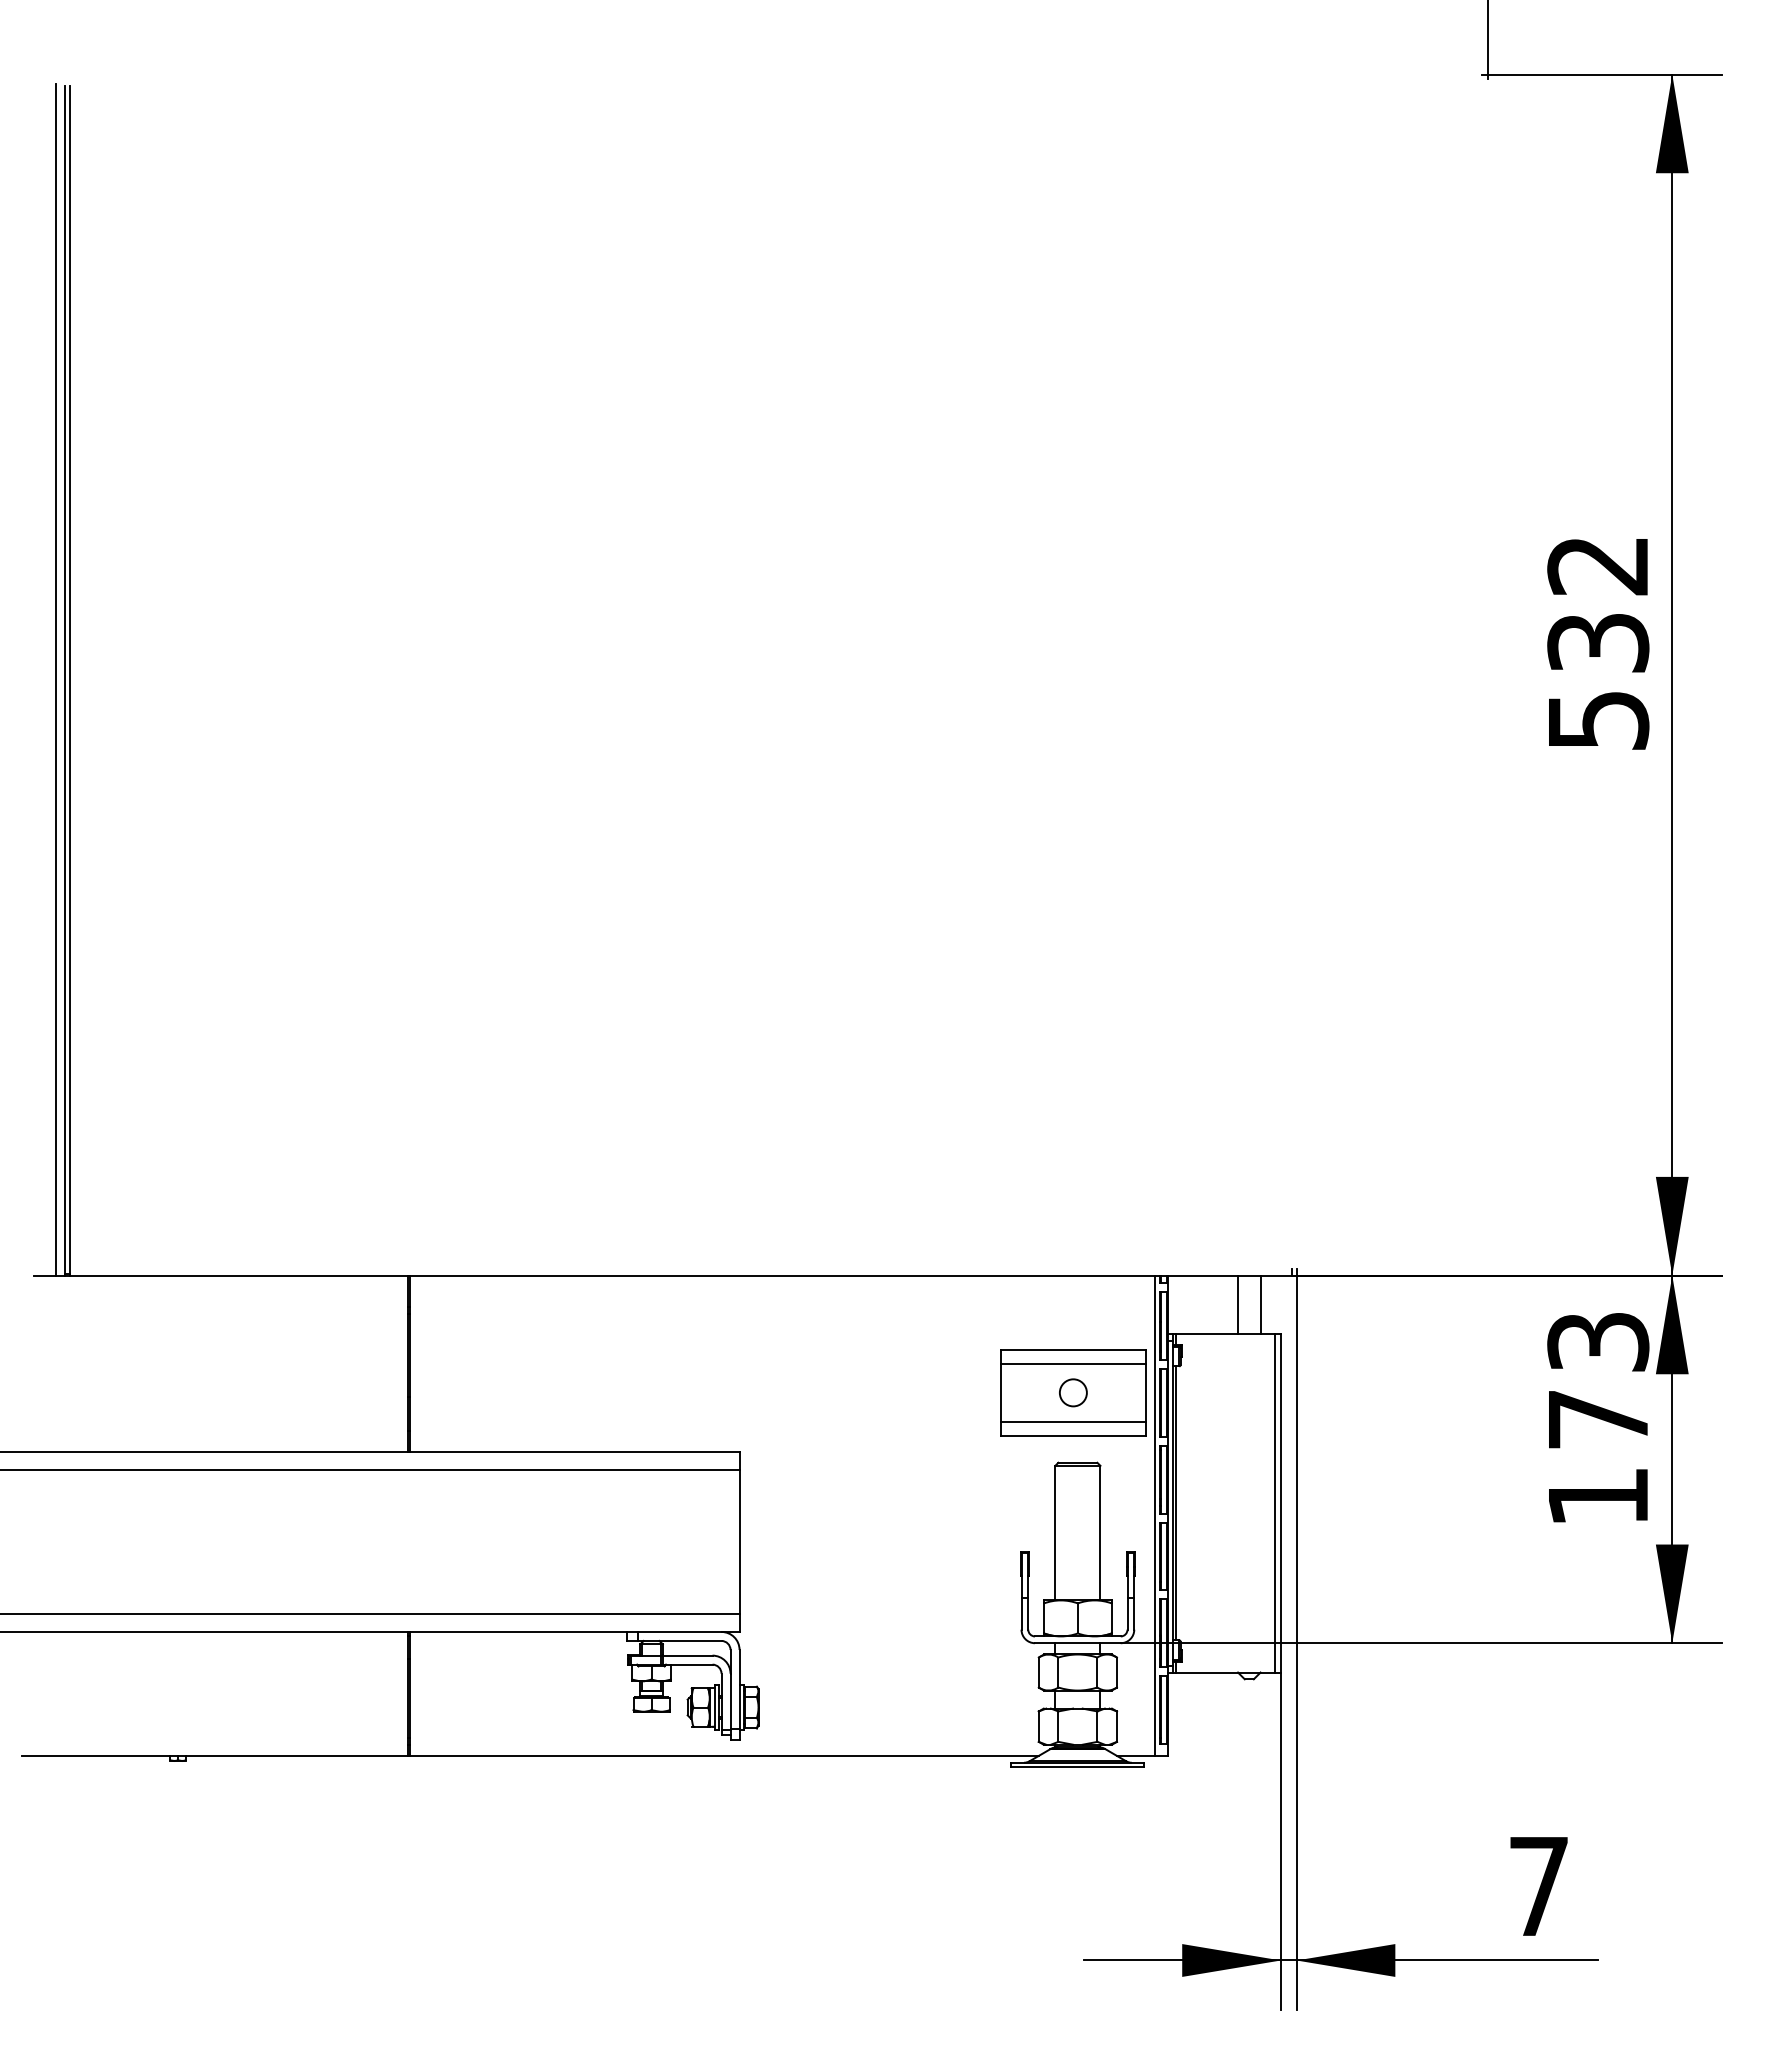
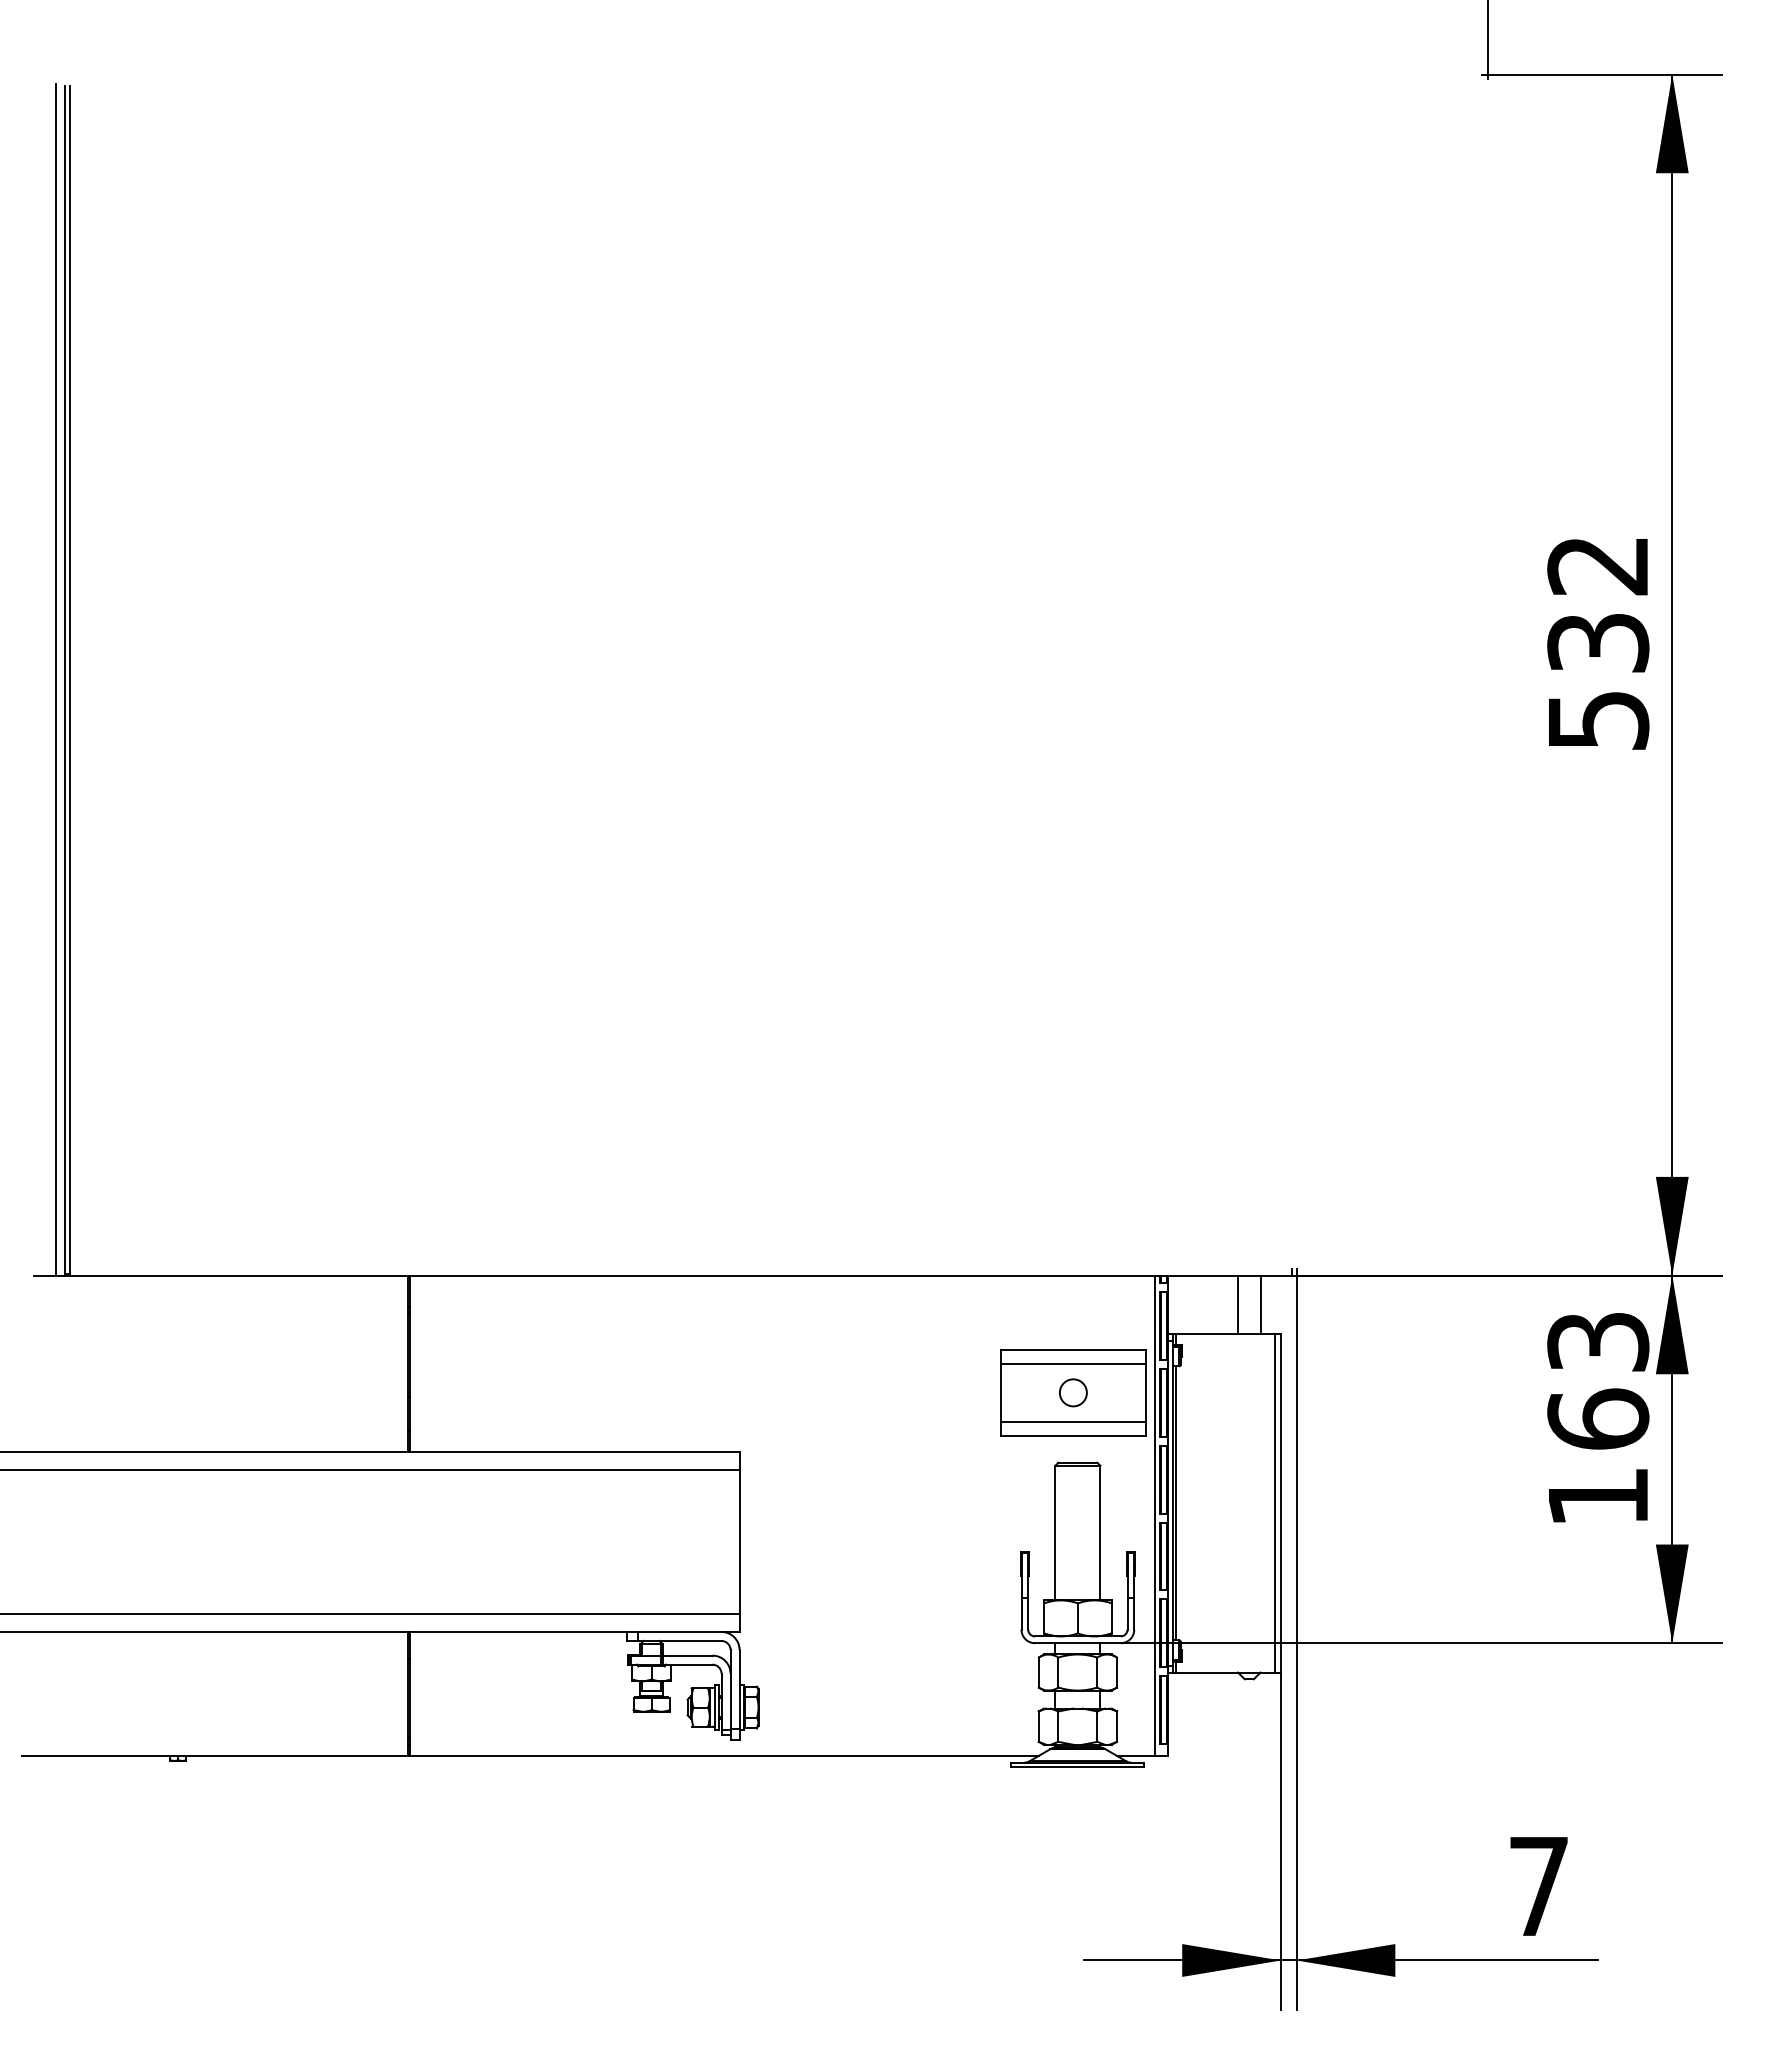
text: 173 -> 163 (1598, 1418)
